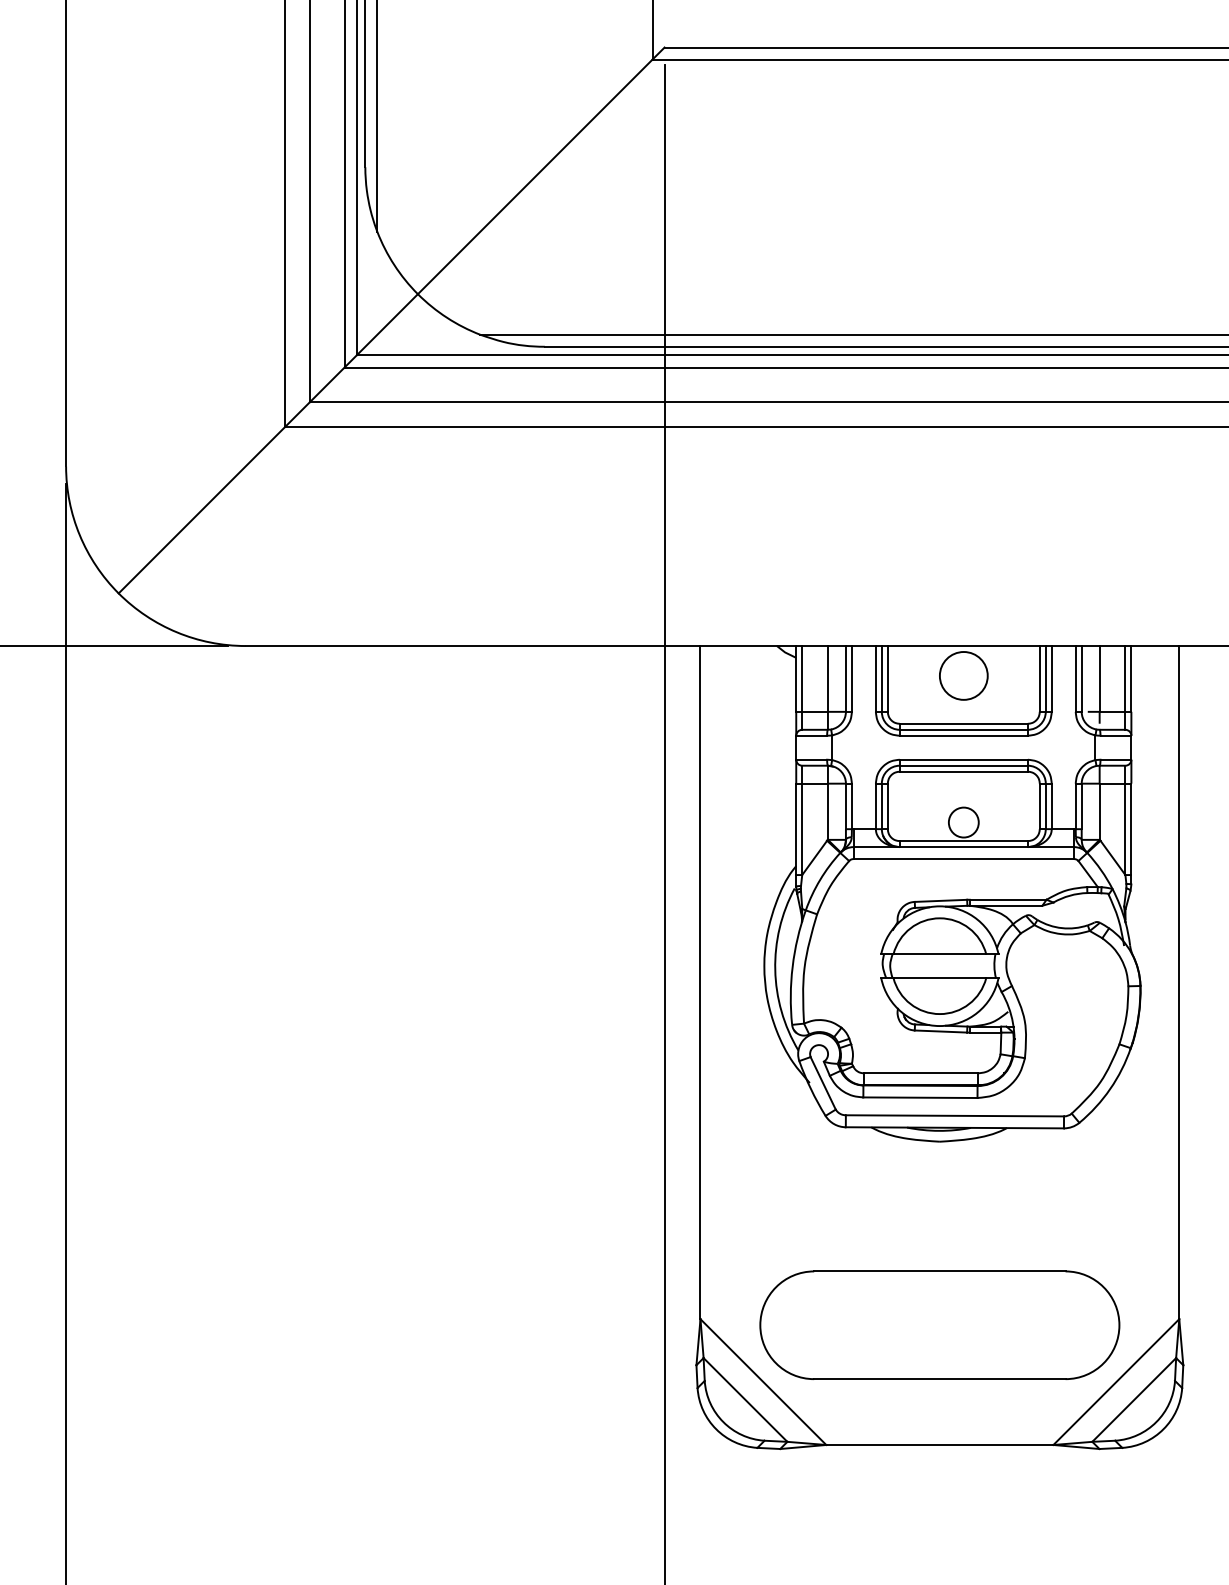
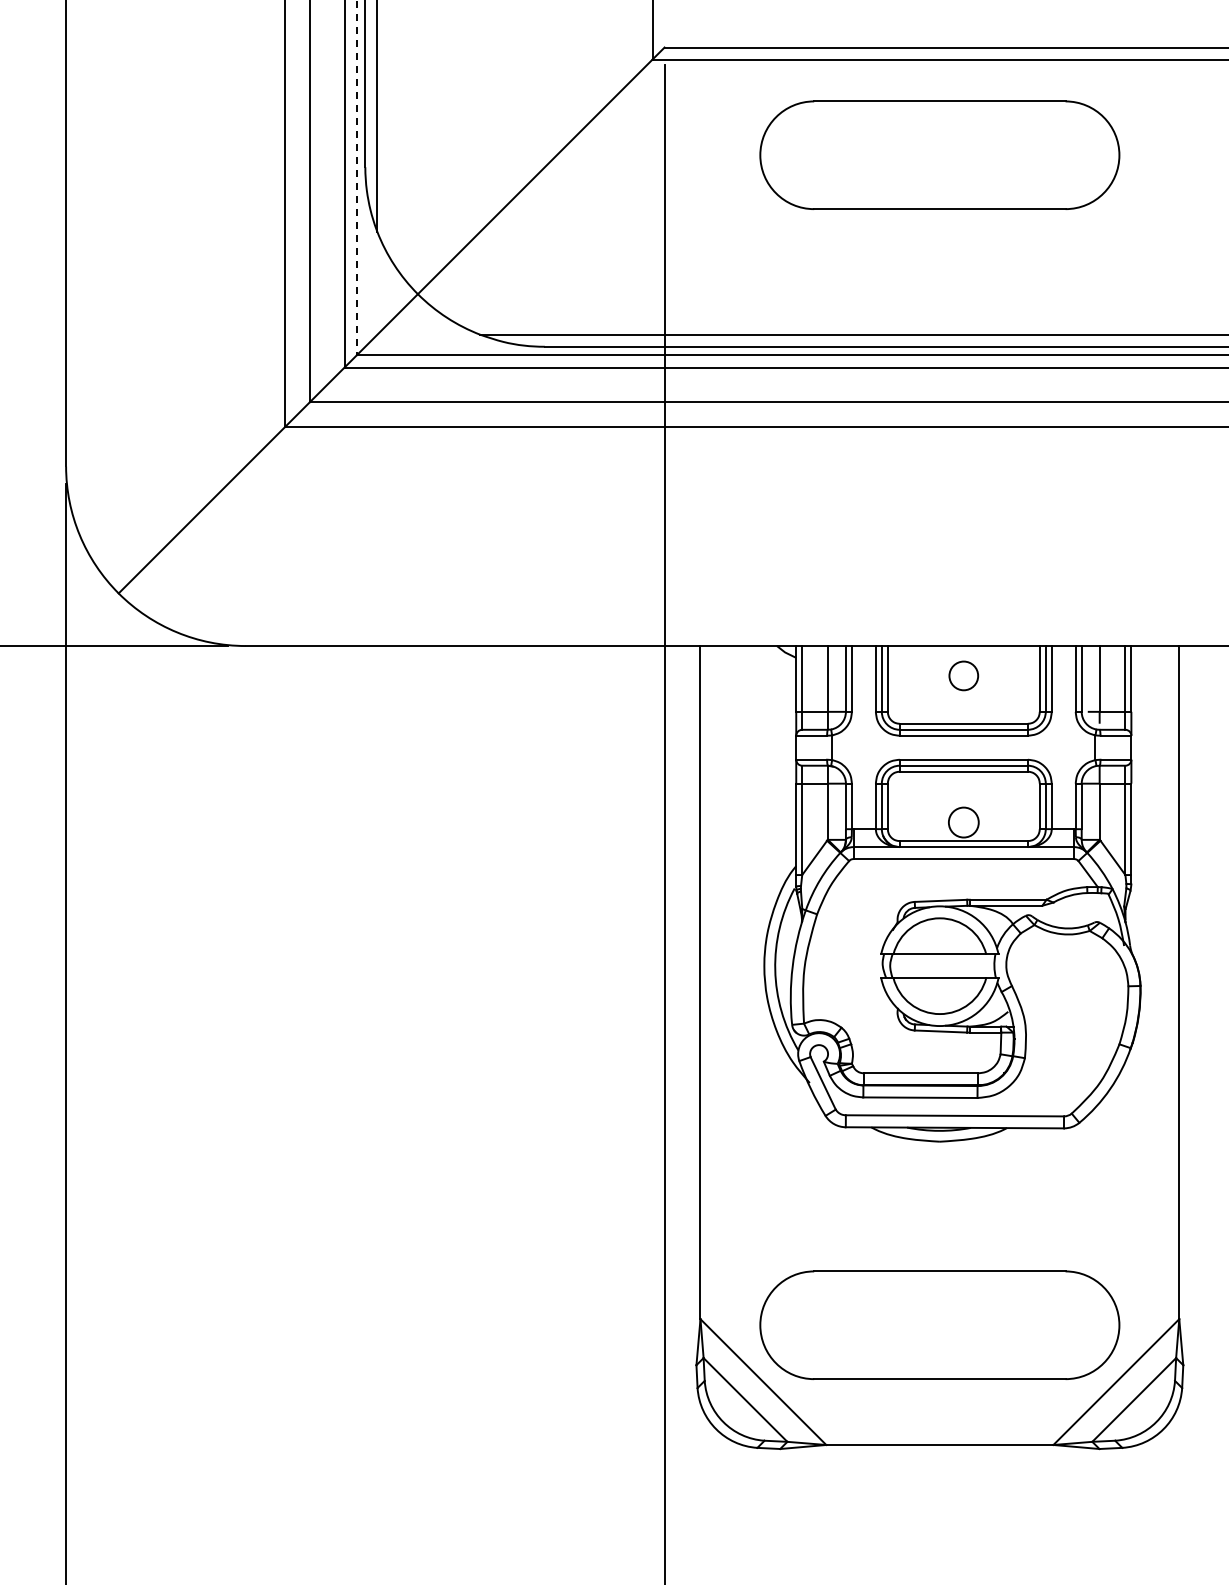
part: none -> present (939, 154)
line: solid -> dashed (357, 177)
circle diameter: 48 px -> 29 px (963, 675)
